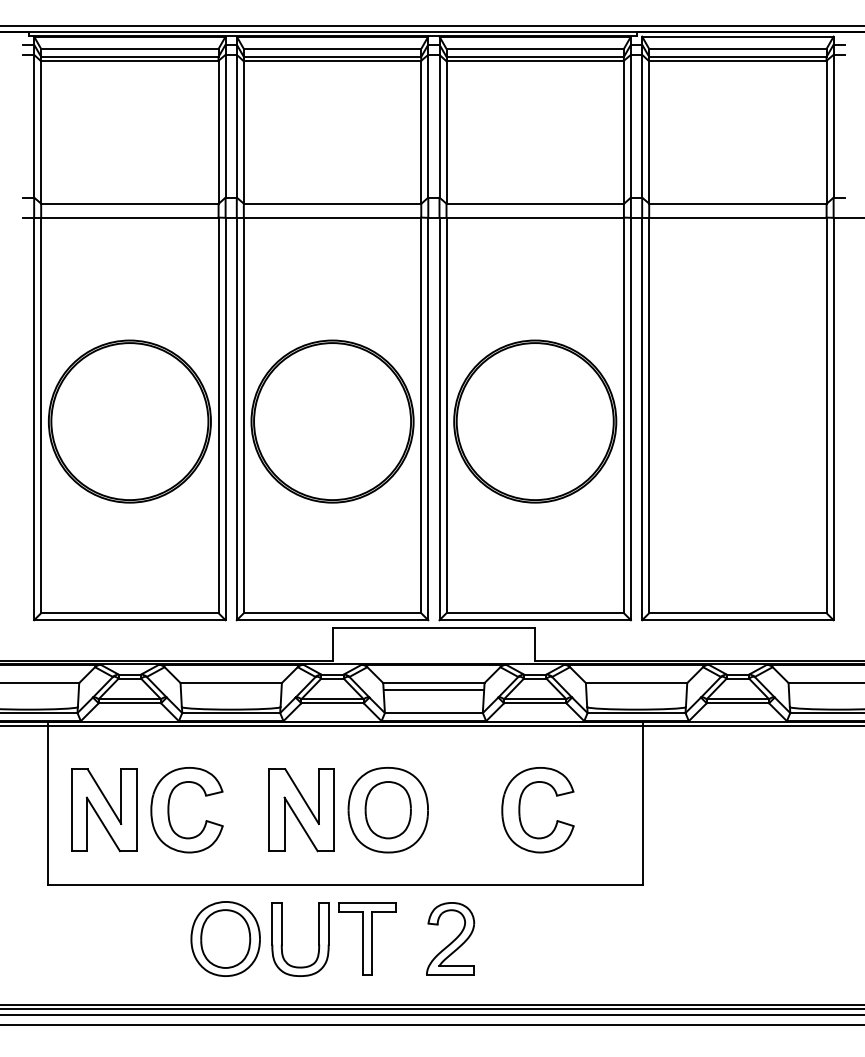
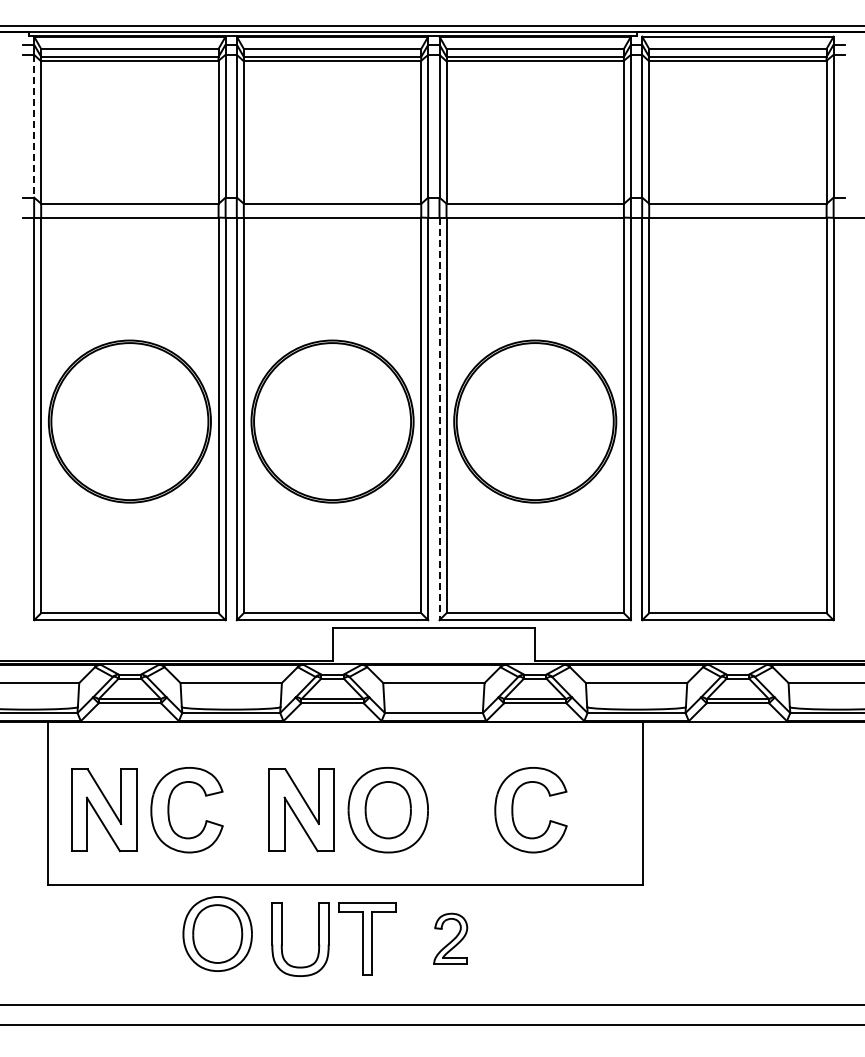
line: solid -> dashed (34, 126)
line: solid -> dashed (439, 419)
line: present -> none (433, 690)
line: present -> none (431, 725)
part position: (520, 810) -> (513, 810) (513, 810)
part position: (225, 938) -> (217, 933) (217, 933)
part size: 50x74 px -> 36x53 px (450, 938)
line: present -> none (431, 1009)
line: present -> none (431, 1015)
